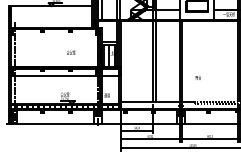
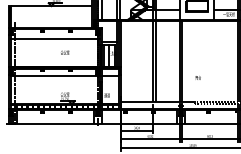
line: none -> present (55, 39)
text position: (71, 52) -> (65, 52) (65, 52)
